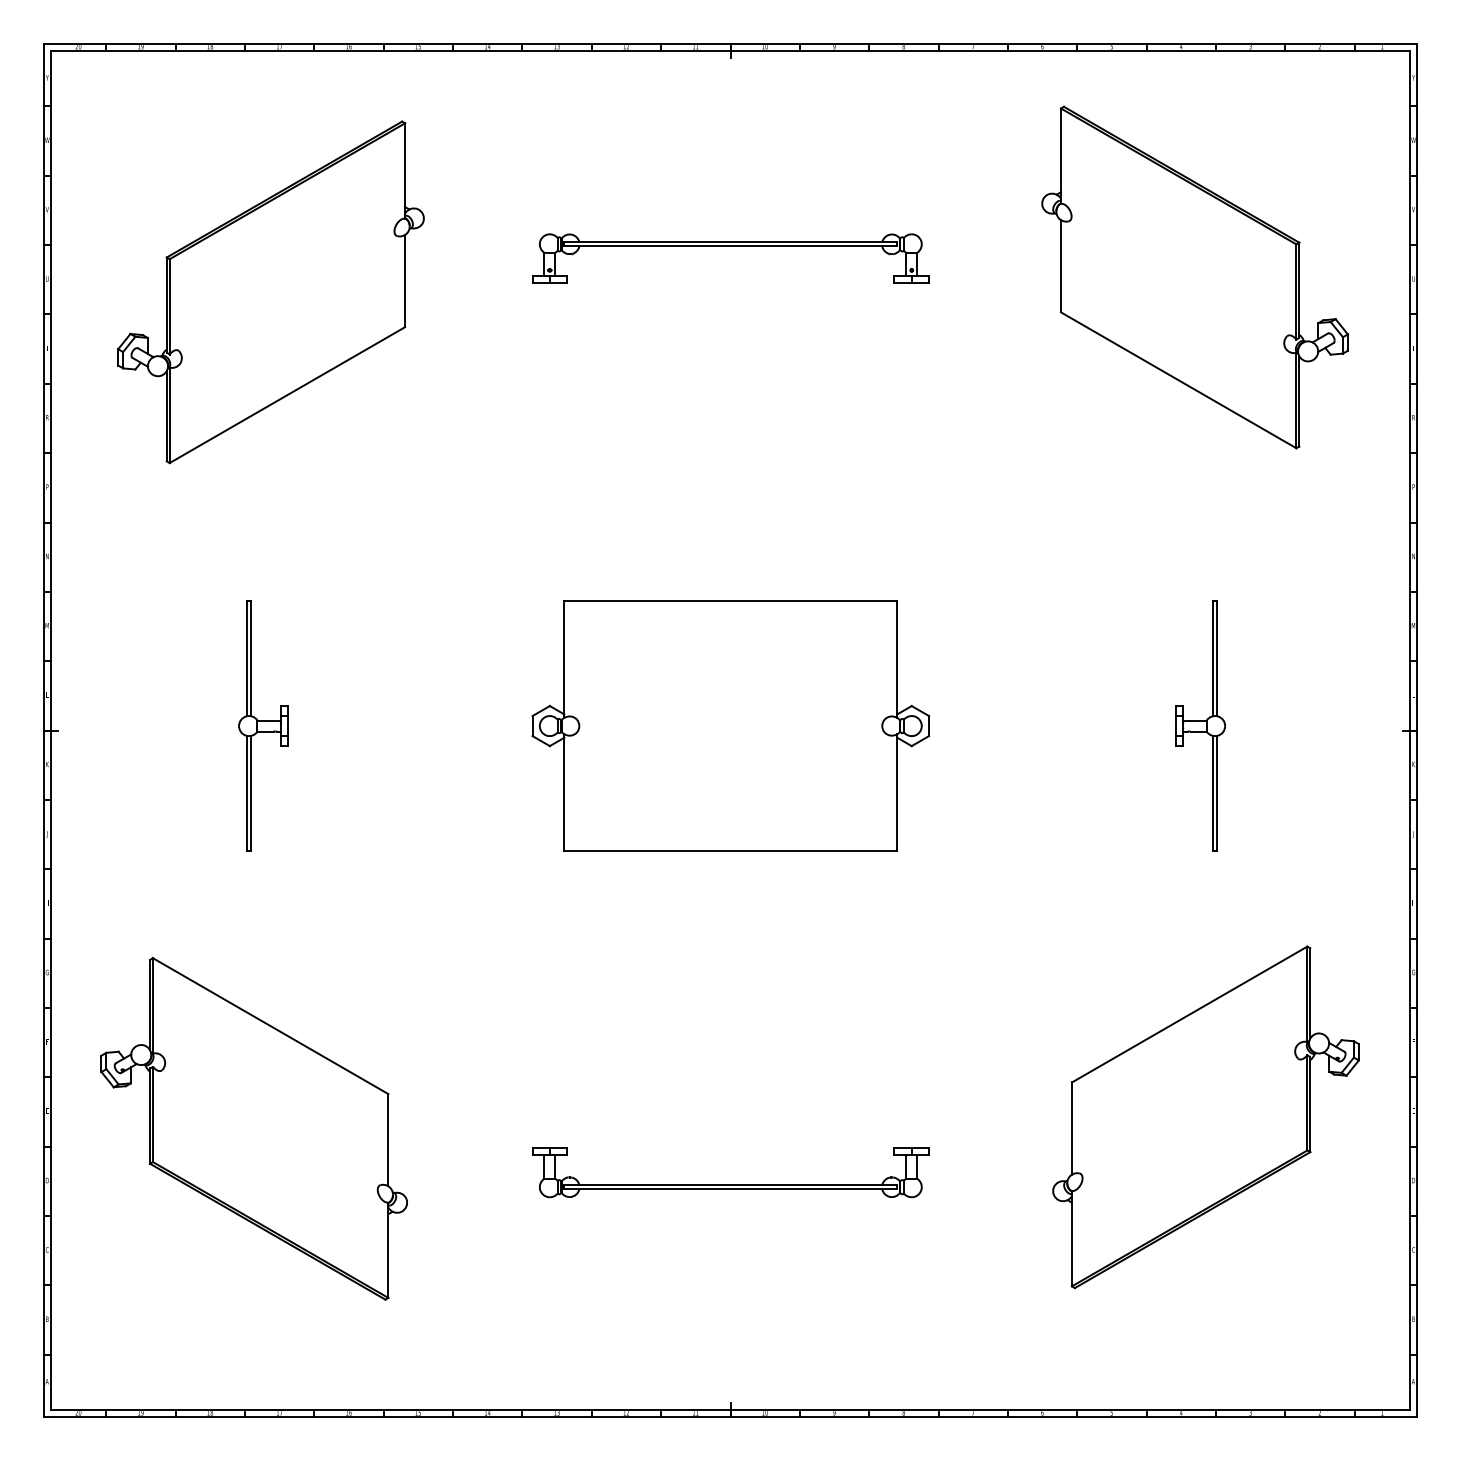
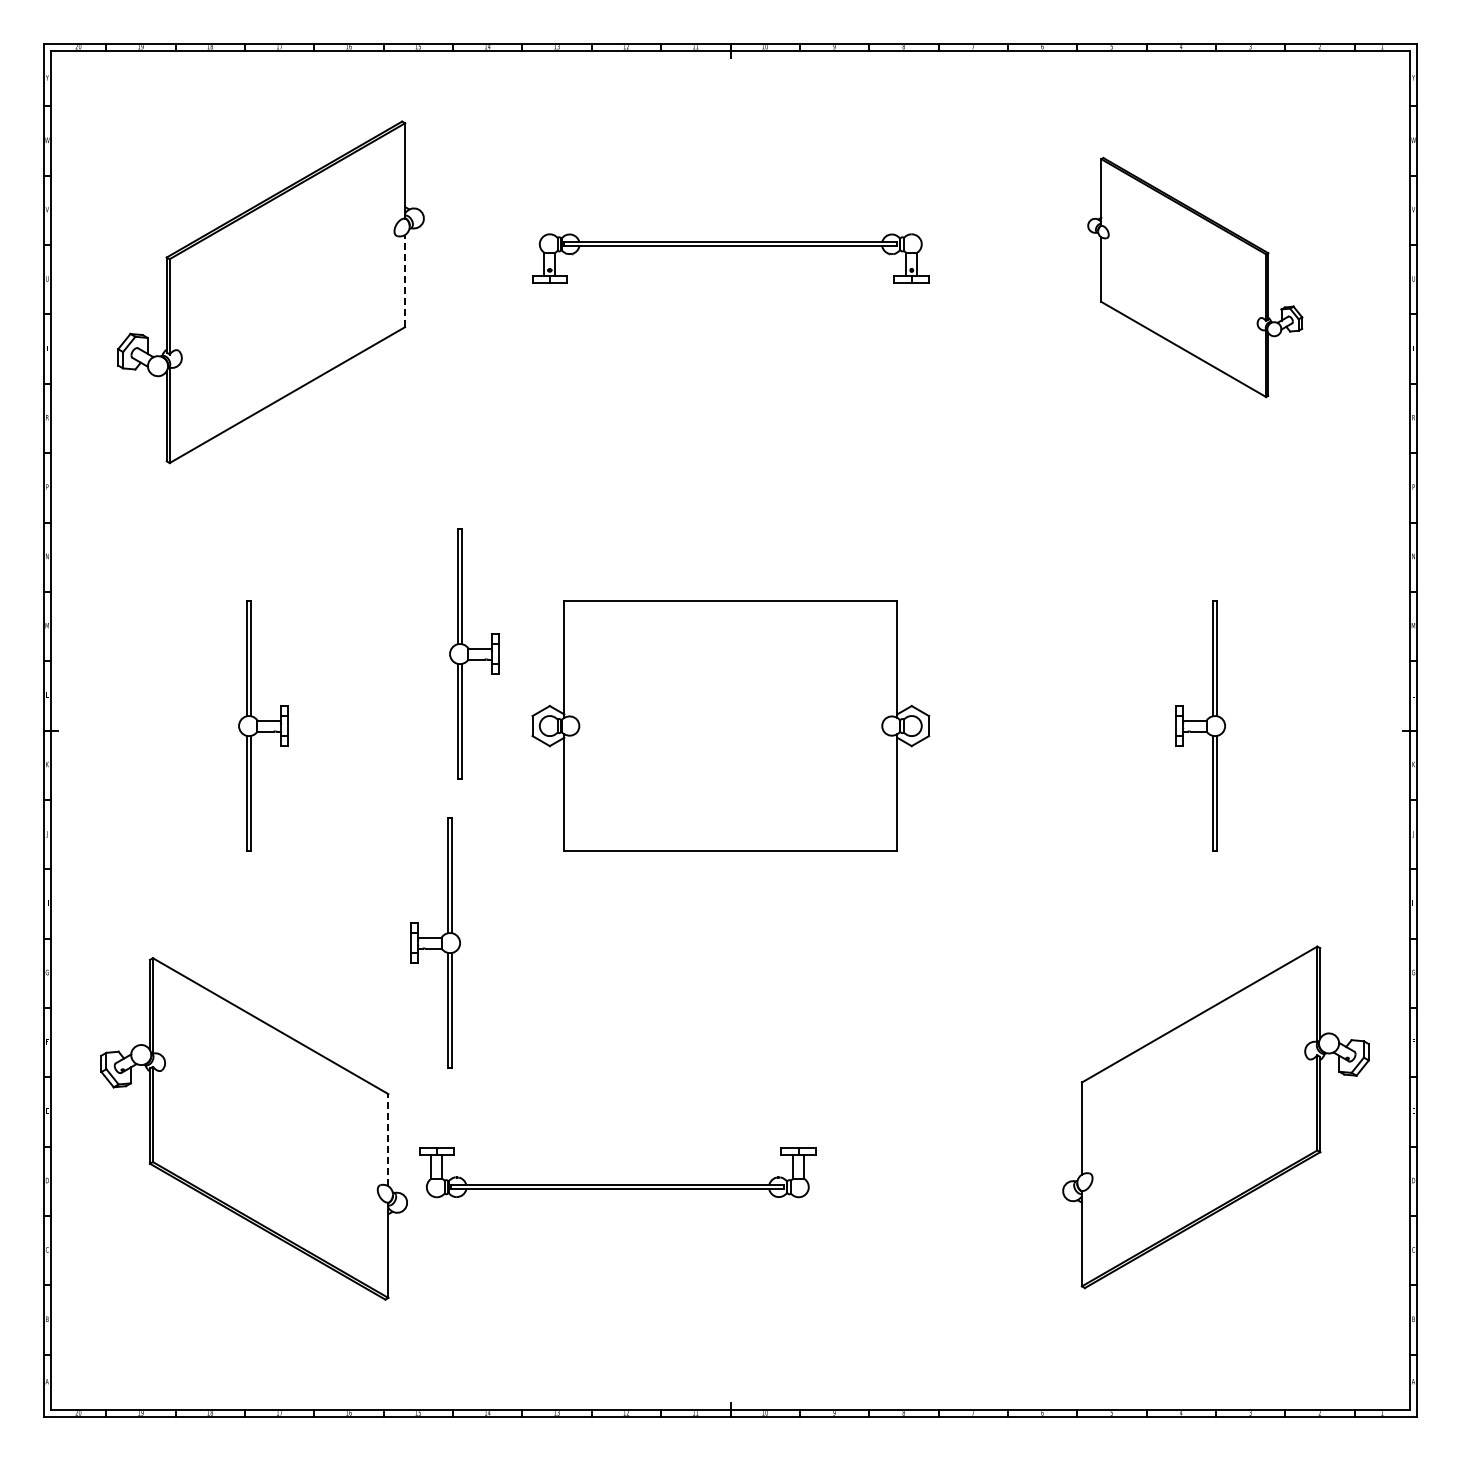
part size: 309x345 px -> 217x243 px (1195, 277)
line: solid -> dashed (405, 280)
part: none -> present (474, 653)
part: none -> present (435, 942)
part position: (1205, 1117) -> (1215, 1117) (1215, 1117)
line: solid -> dashed (388, 1139)
part position: (730, 1184) -> (617, 1184) (617, 1184)
